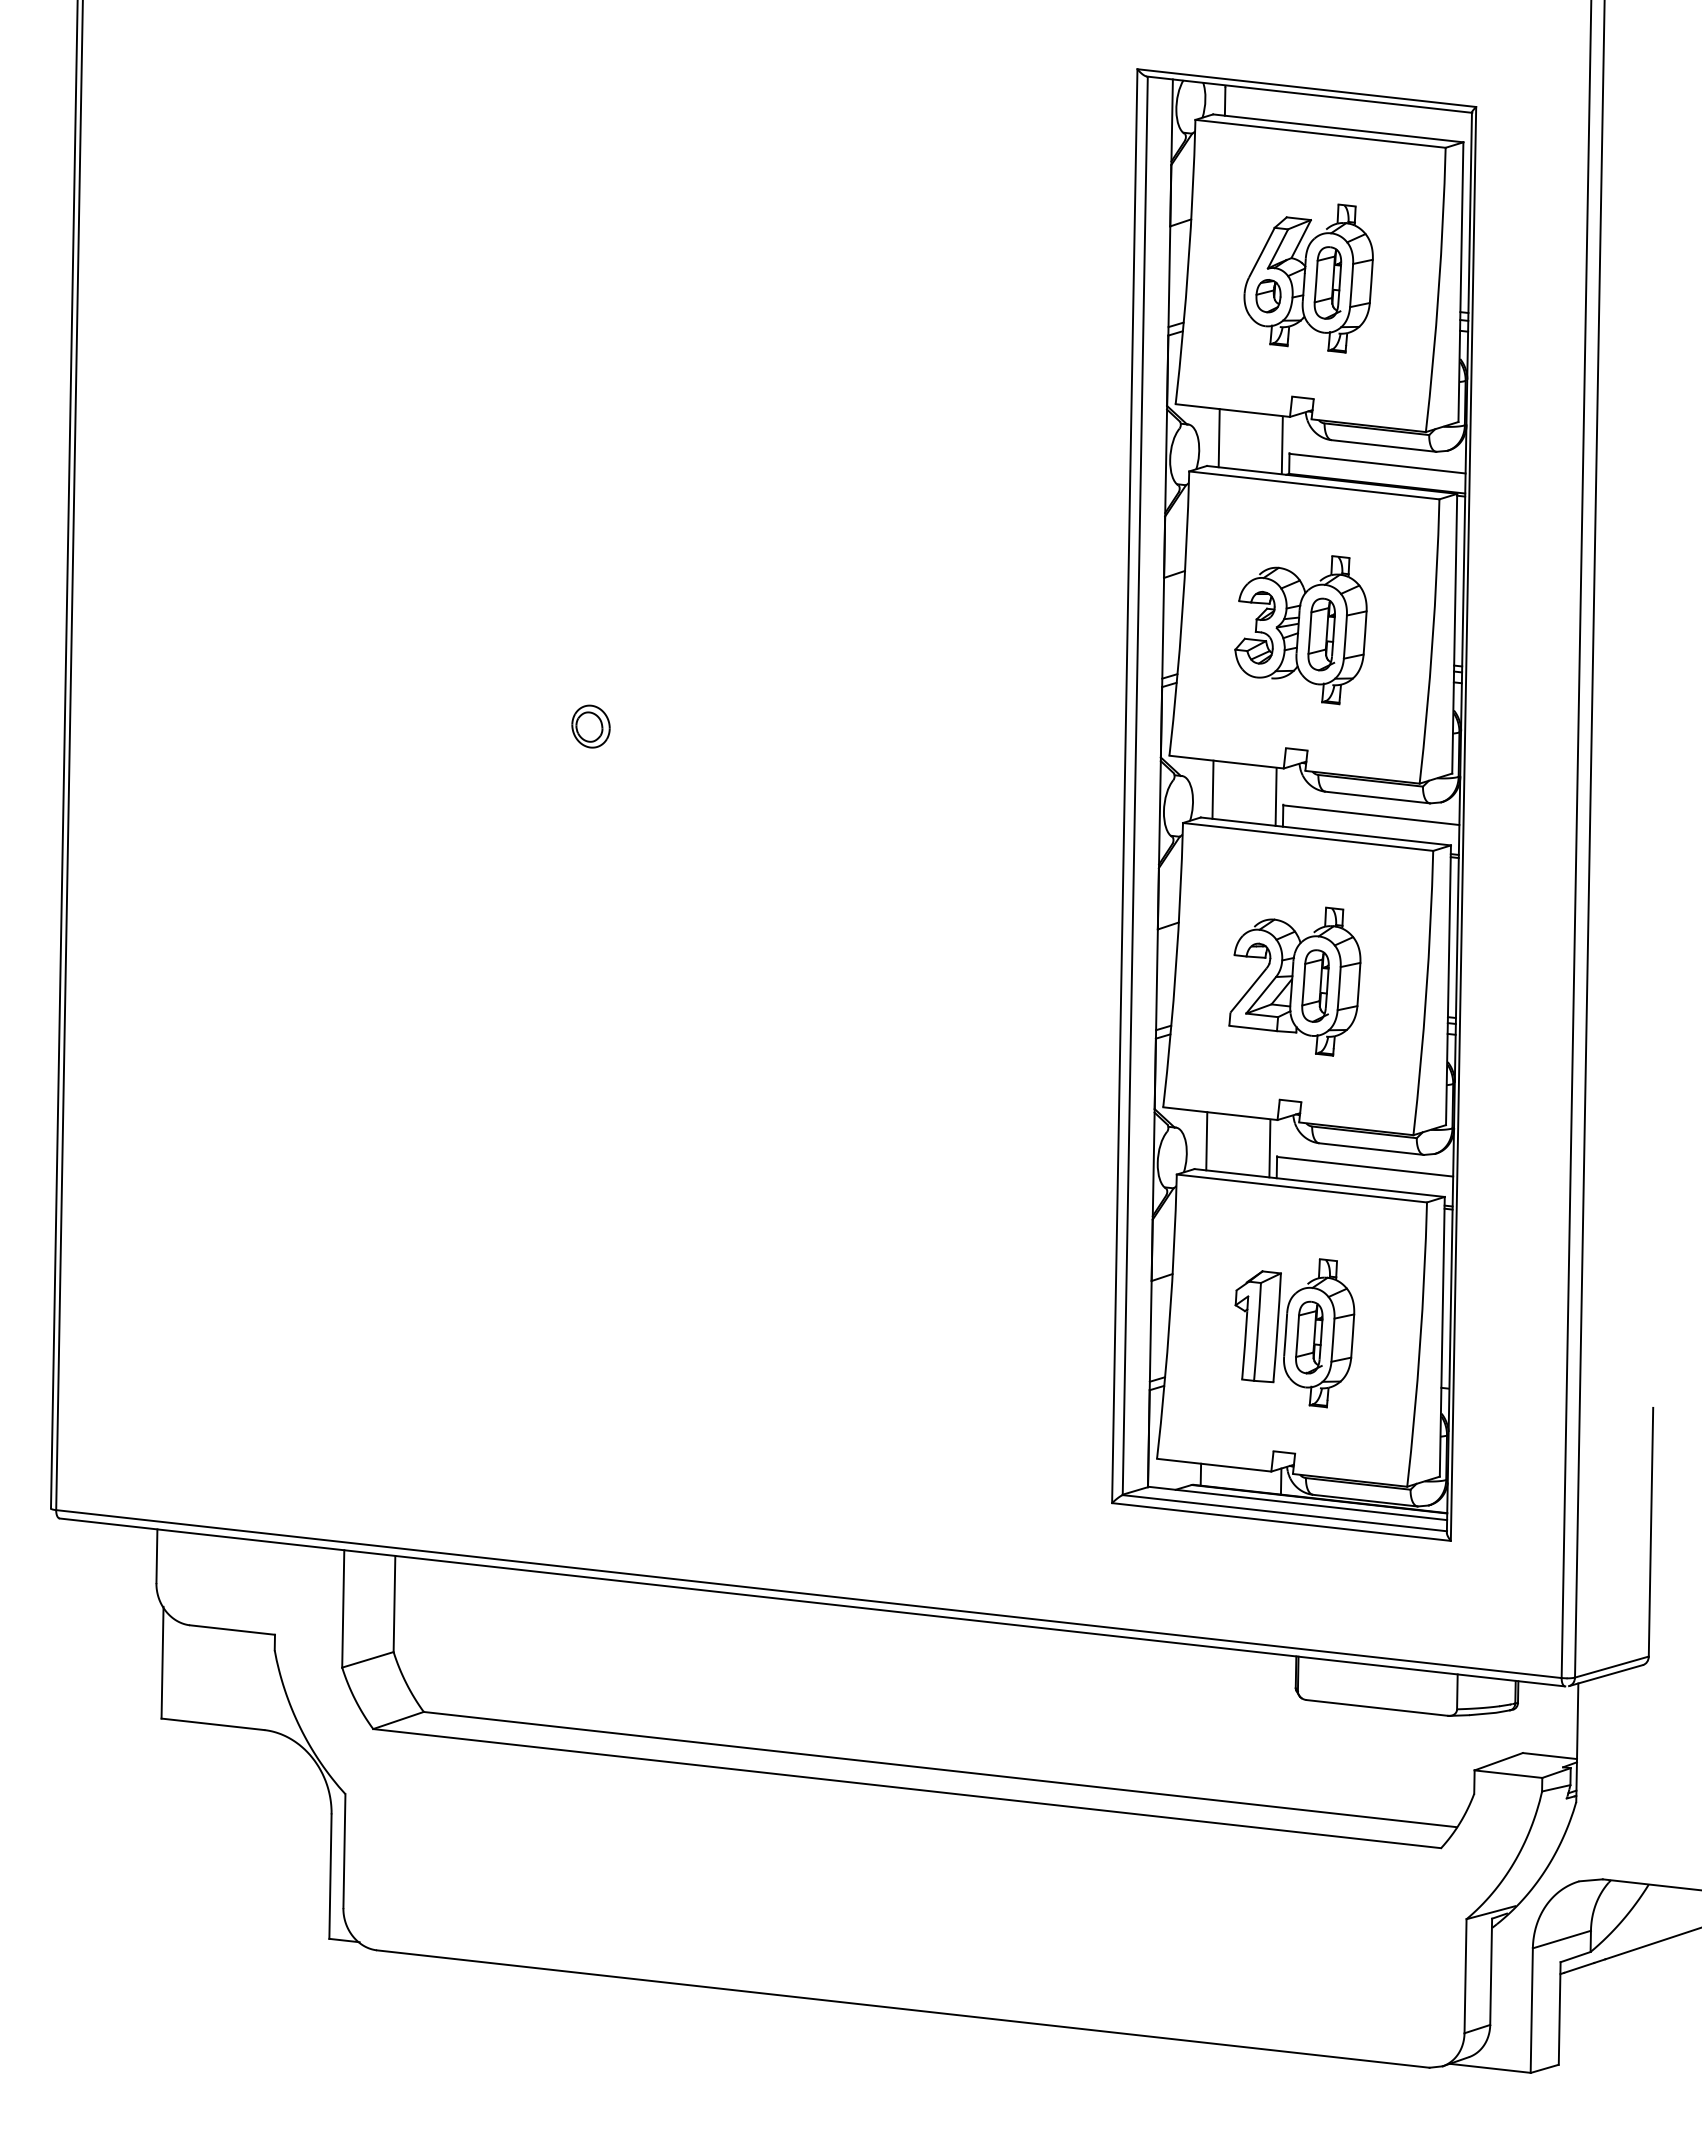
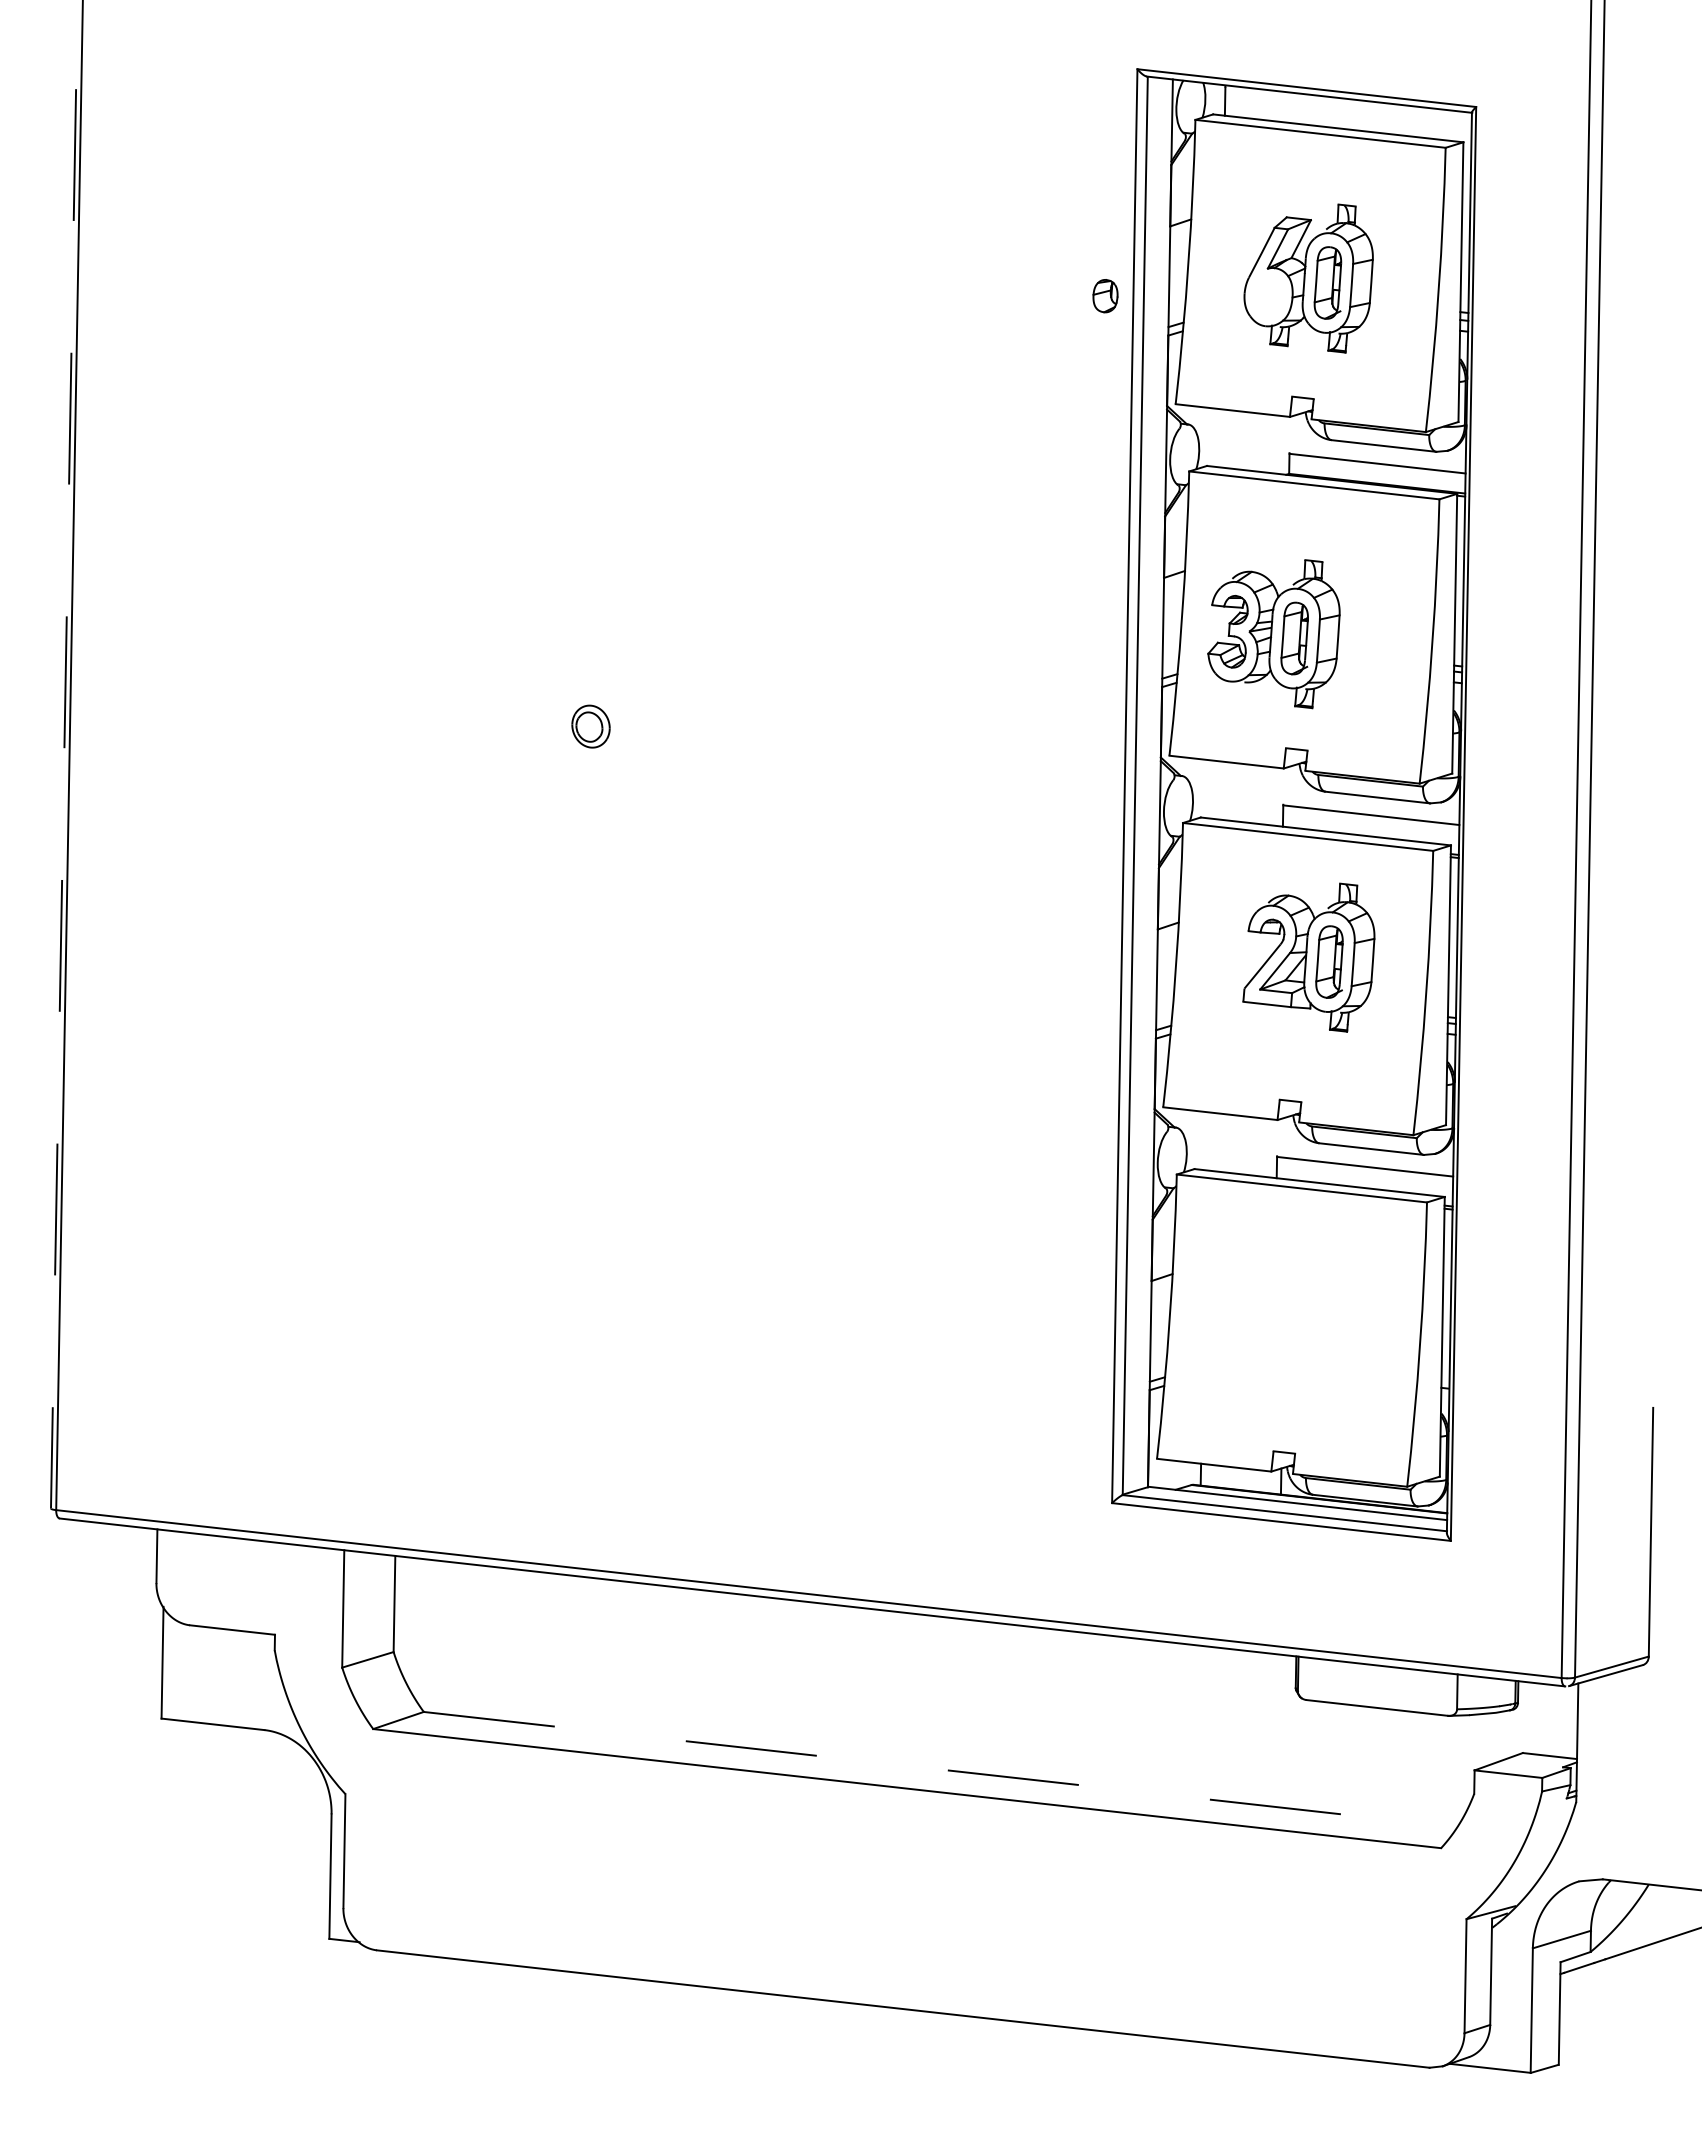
part position: (1268, 296) -> (1105, 296) (1105, 296)
line: present -> none (1218, 438)
line: present -> none (1281, 444)
part position: (1300, 630) -> (1273, 634) (1273, 634)
line: solid -> dashed (64, 754)
line: present -> none (1212, 789)
line: present -> none (1275, 796)
part position: (1294, 981) -> (1308, 957) (1308, 957)
line: present -> none (1206, 1141)
line: present -> none (1269, 1148)
part: present -> none (1294, 1333)
line: solid -> dashed (940, 1769)
